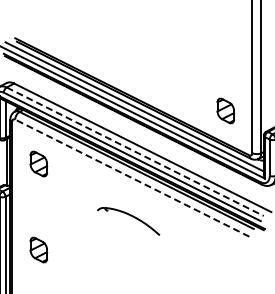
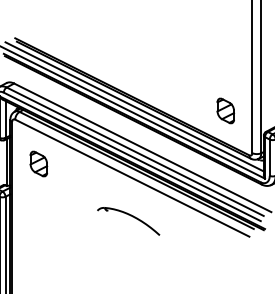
line: dashed -> solid (135, 151)
line: dashed -> solid (132, 178)
part: present -> none (38, 249)
